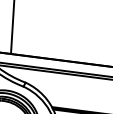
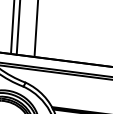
line: none -> present (18, 28)
line: none -> present (35, 29)
